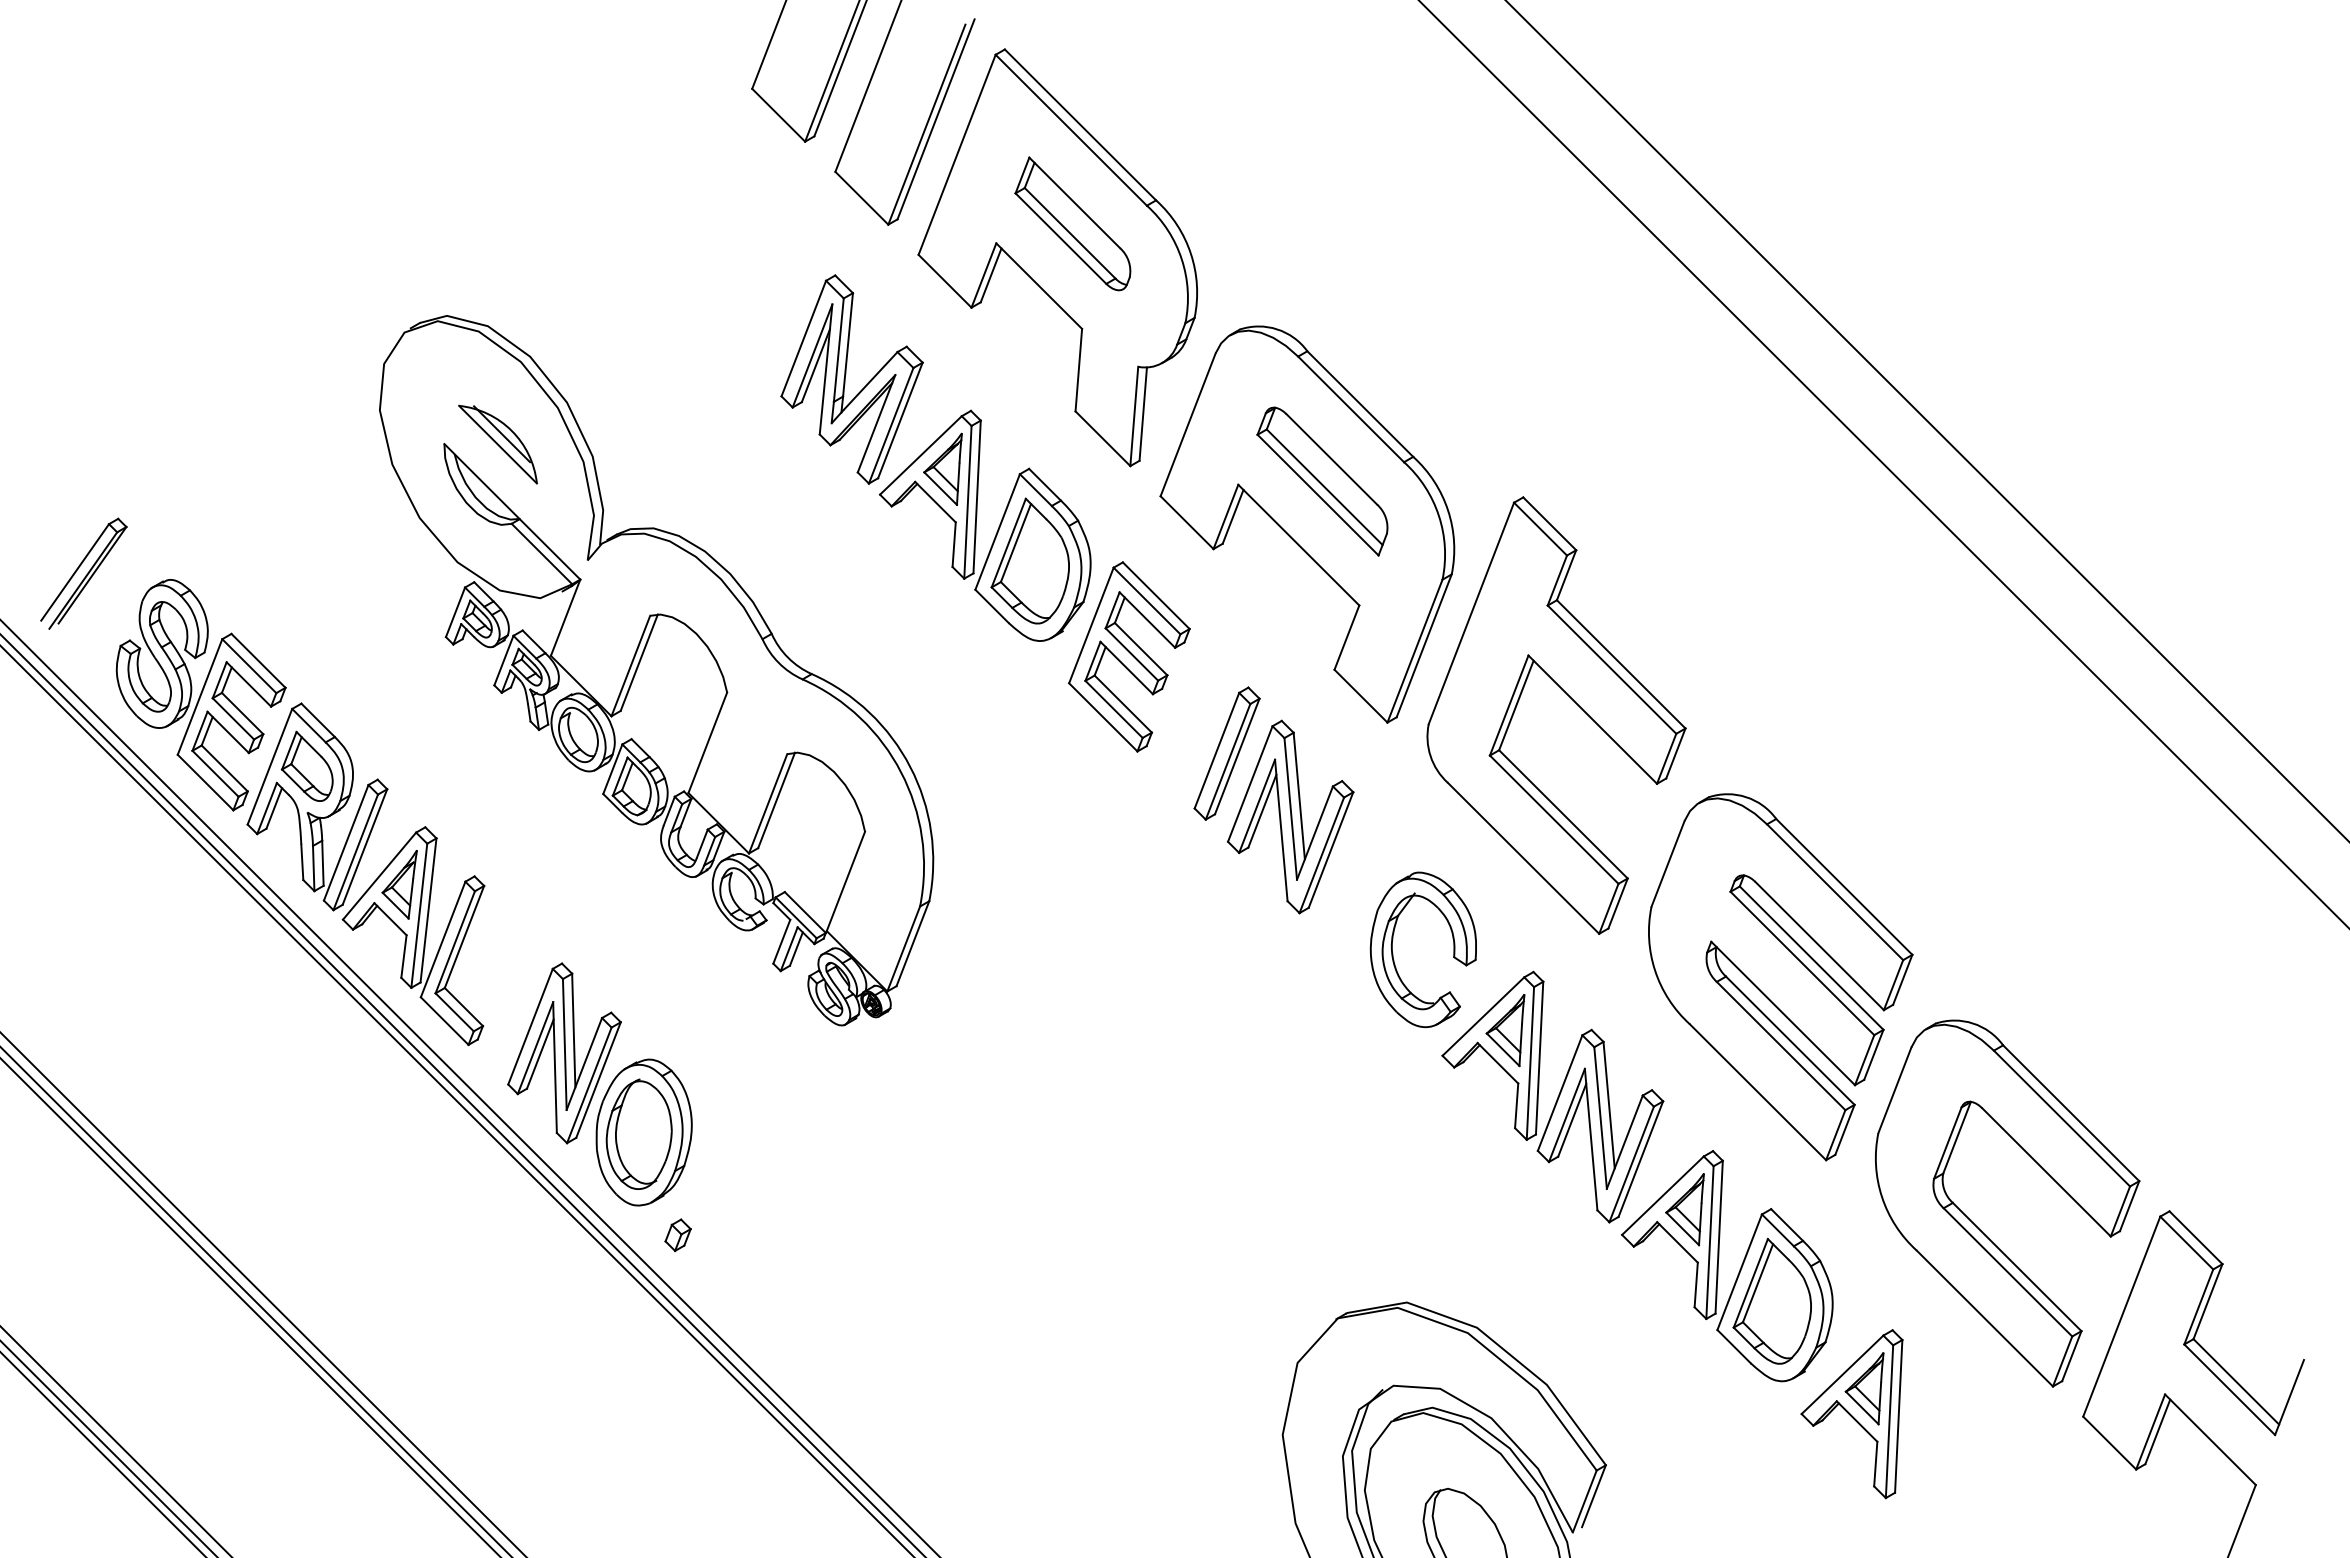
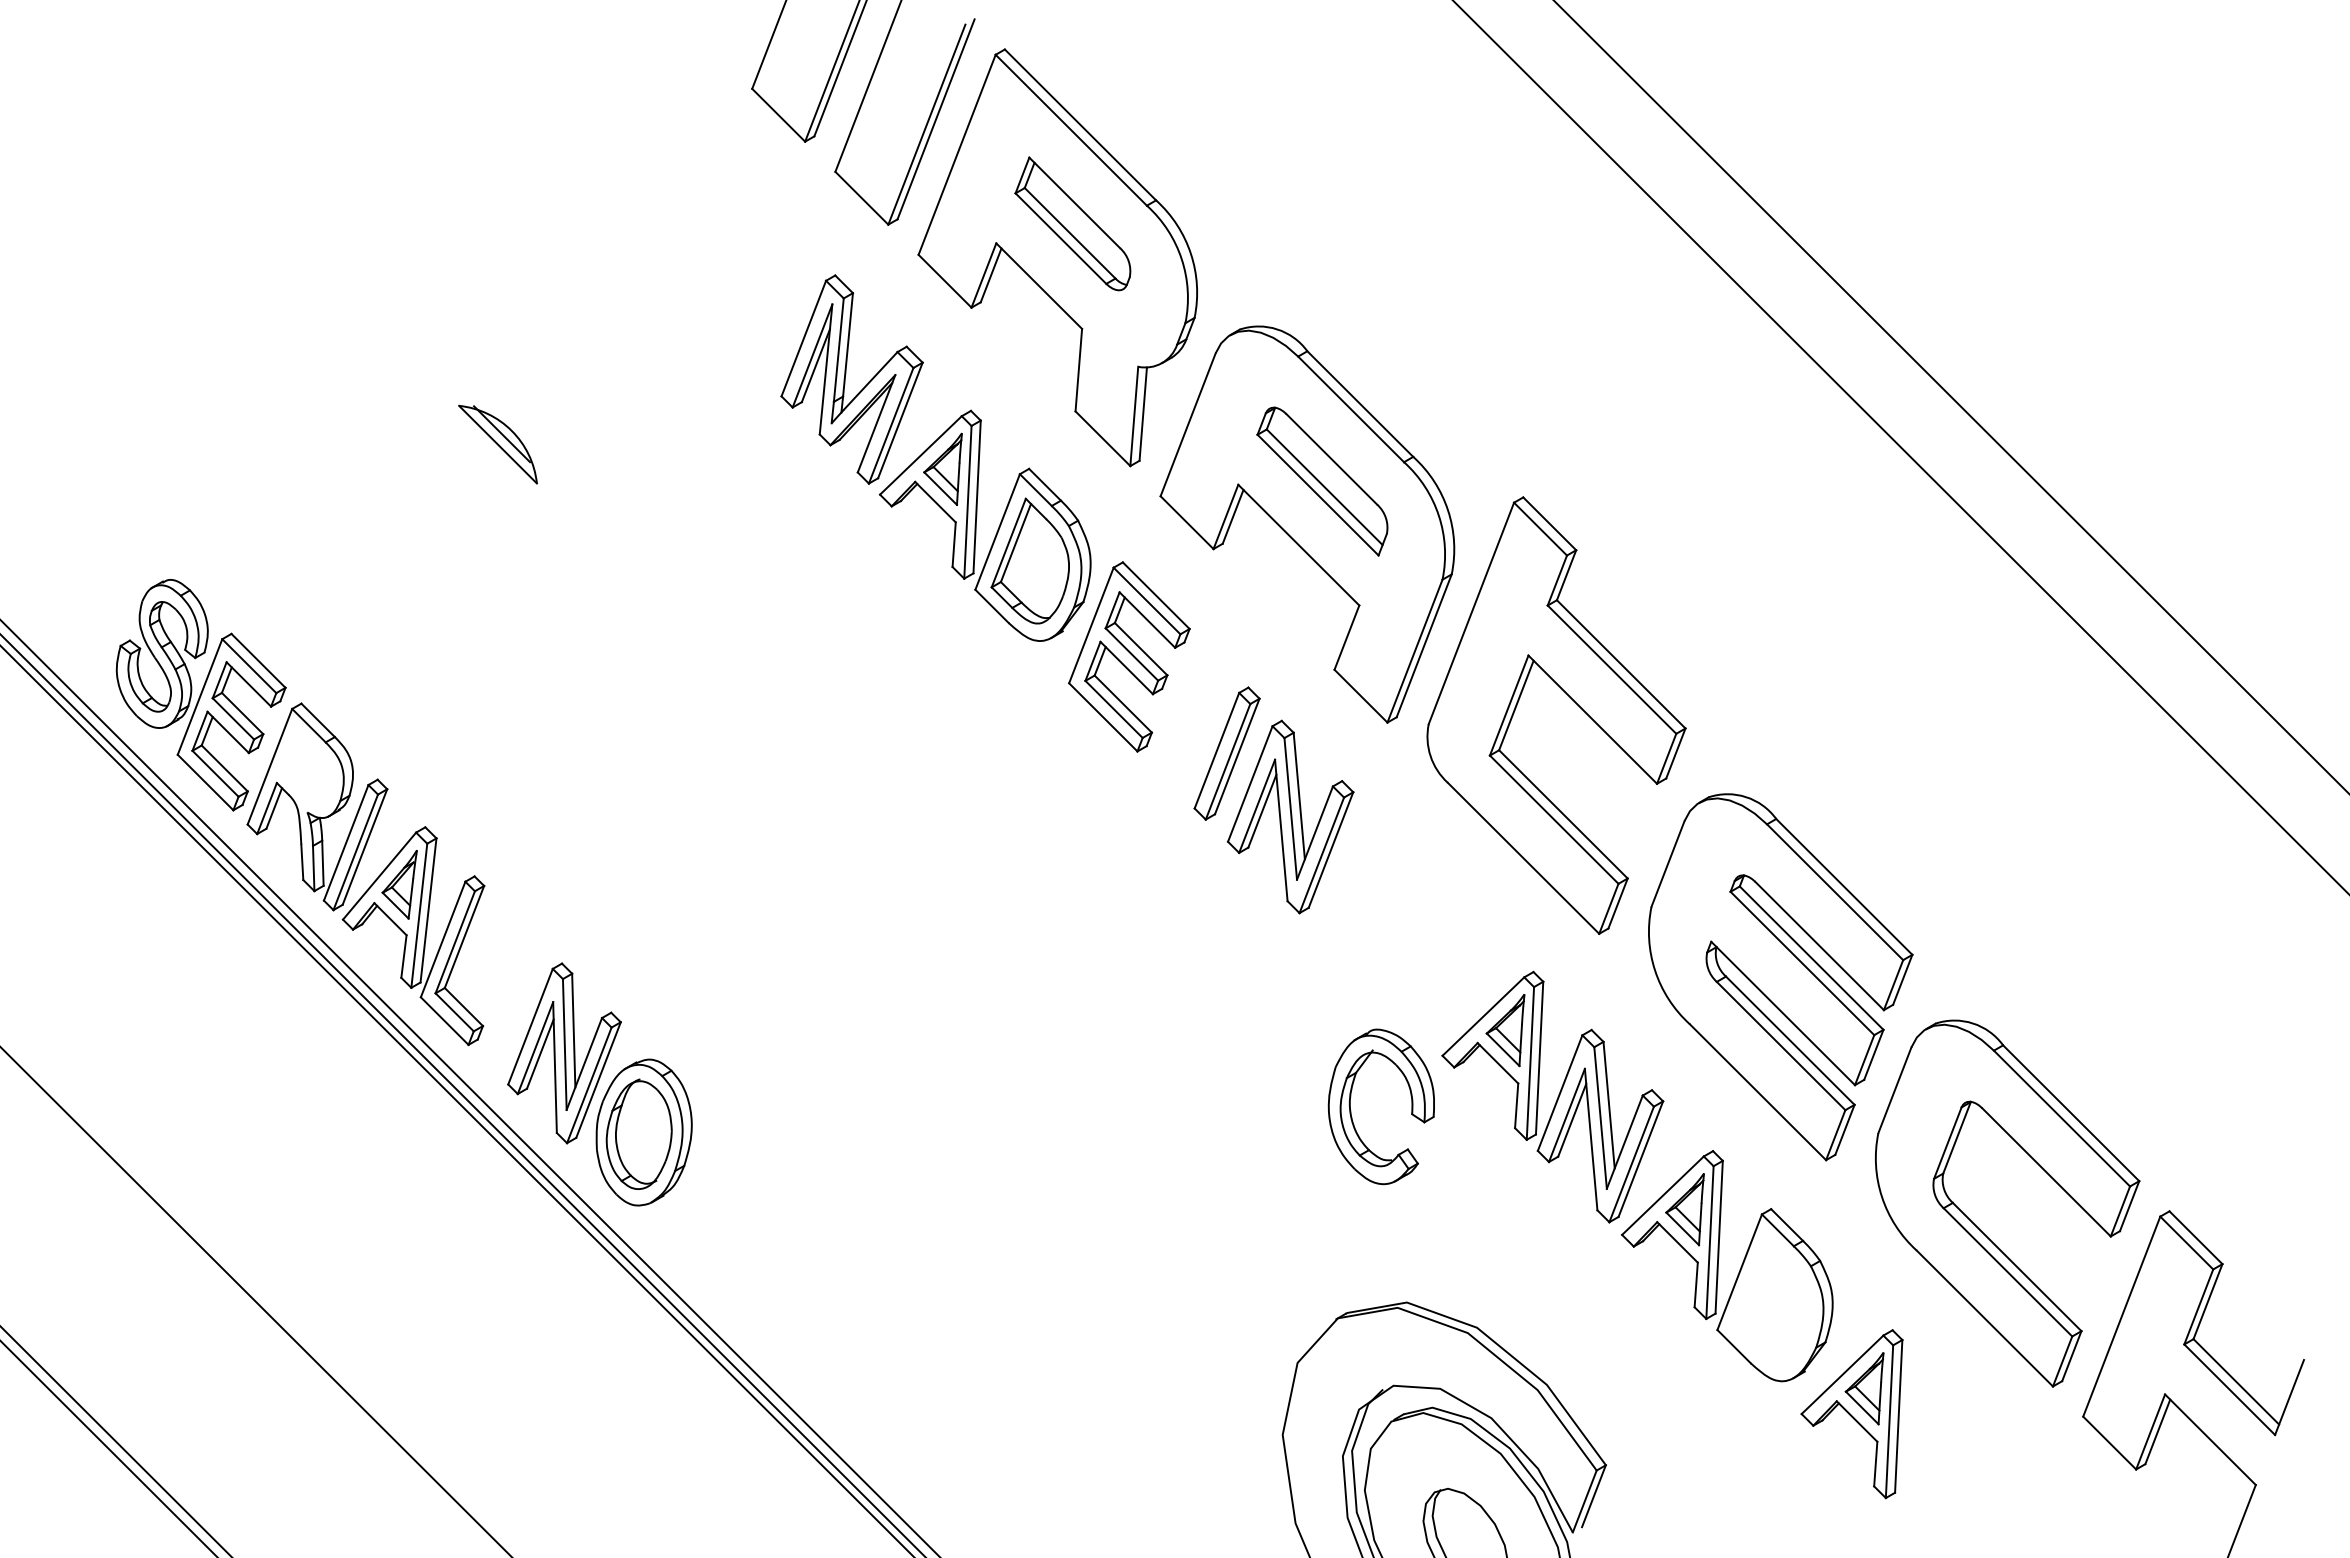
line position: (1926, 420) -> (1950, 396) (1950, 396)
line position: (1883, 464) -> (1900, 447) (1900, 447)
part: present -> none (83, 573)
part: present -> none (639, 665)
part: present -> none (306, 765)
part position: (1393, 953) -> (1351, 1110) (1351, 1110)
part: present -> none (677, 1235)
line: present -> none (263, 1294)
part: present -> none (1771, 1300)
line: present -> none (250, 1307)
line: present -> none (102, 1453)
